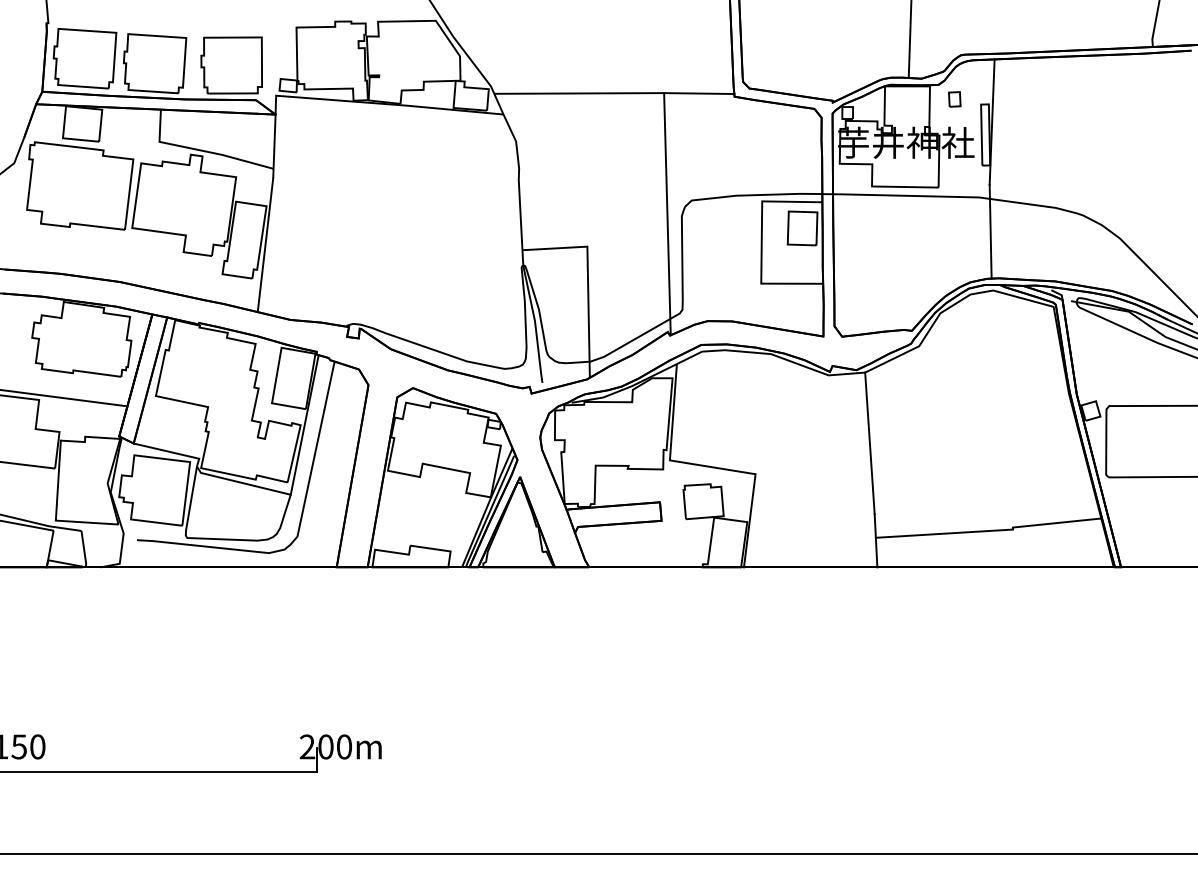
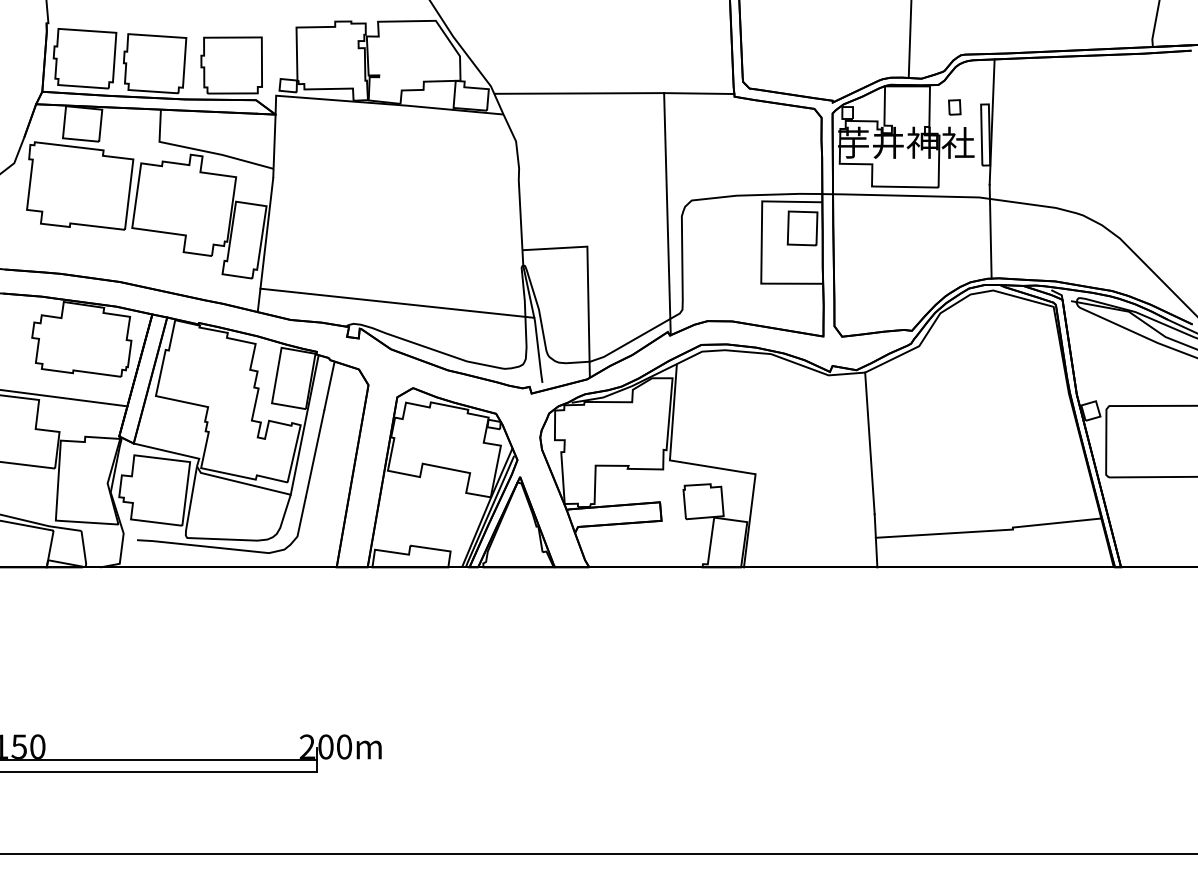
part position: (954, 99) -> (954, 107) (954, 107)
line: none -> present (397, 302)
line: none -> present (159, 759)
